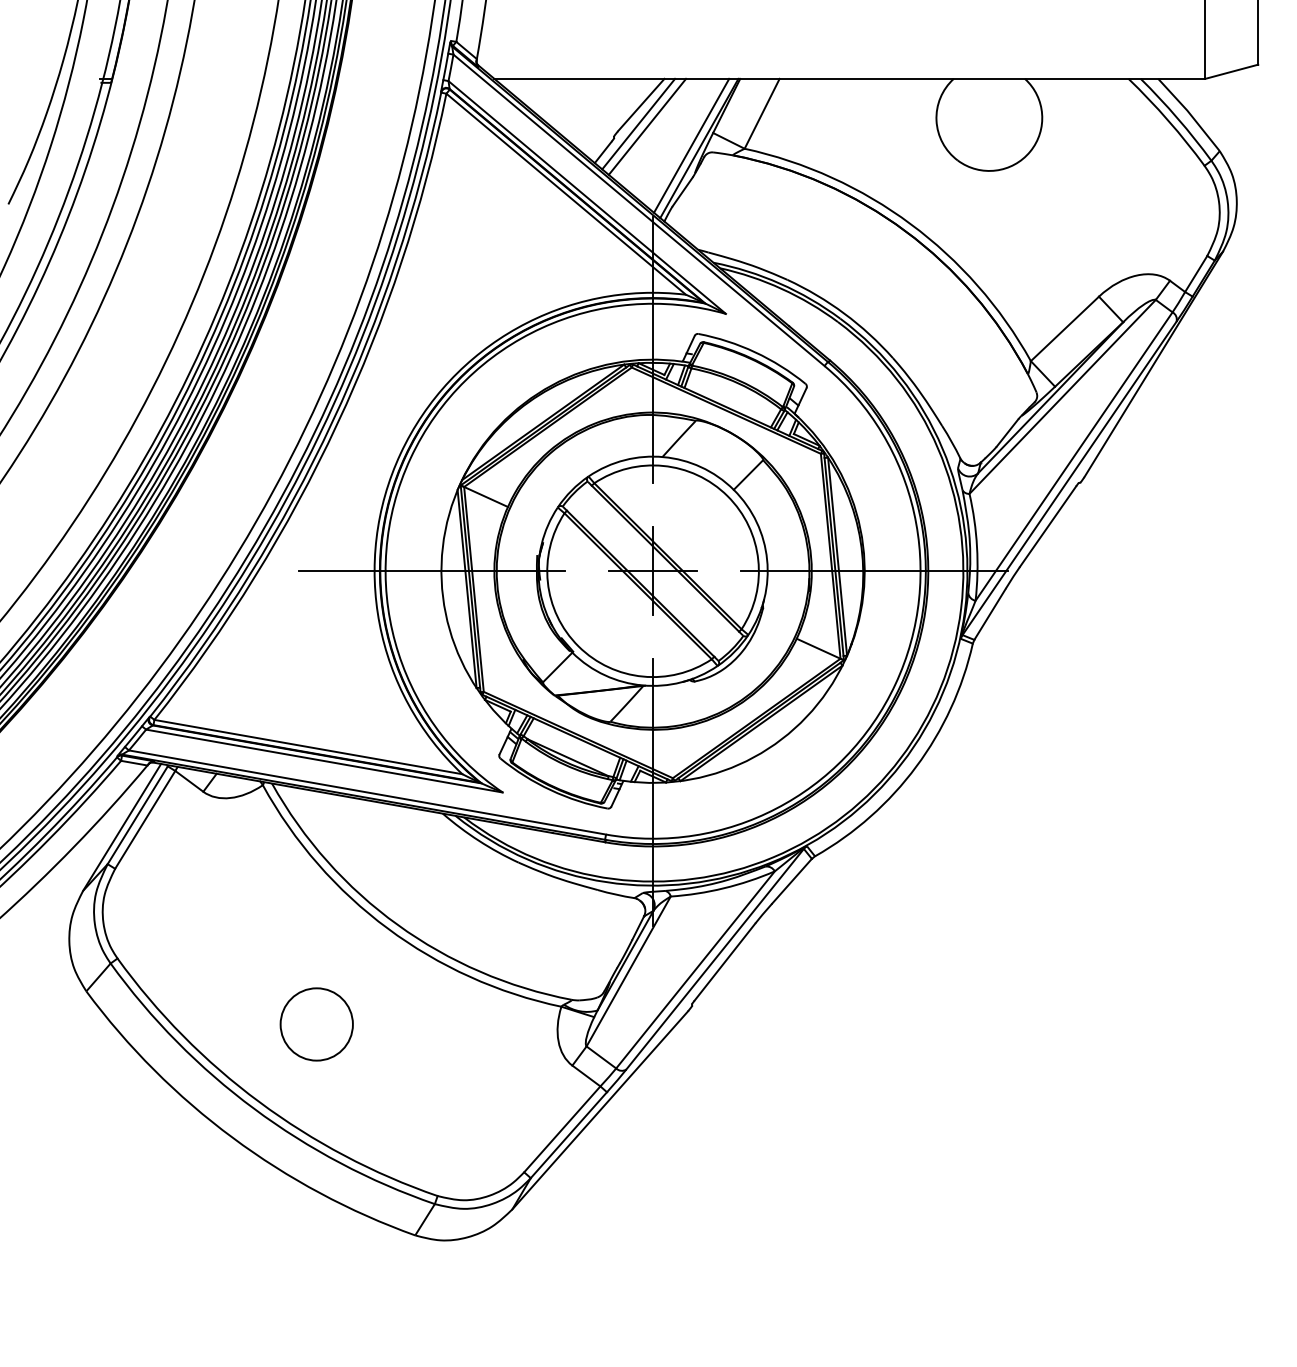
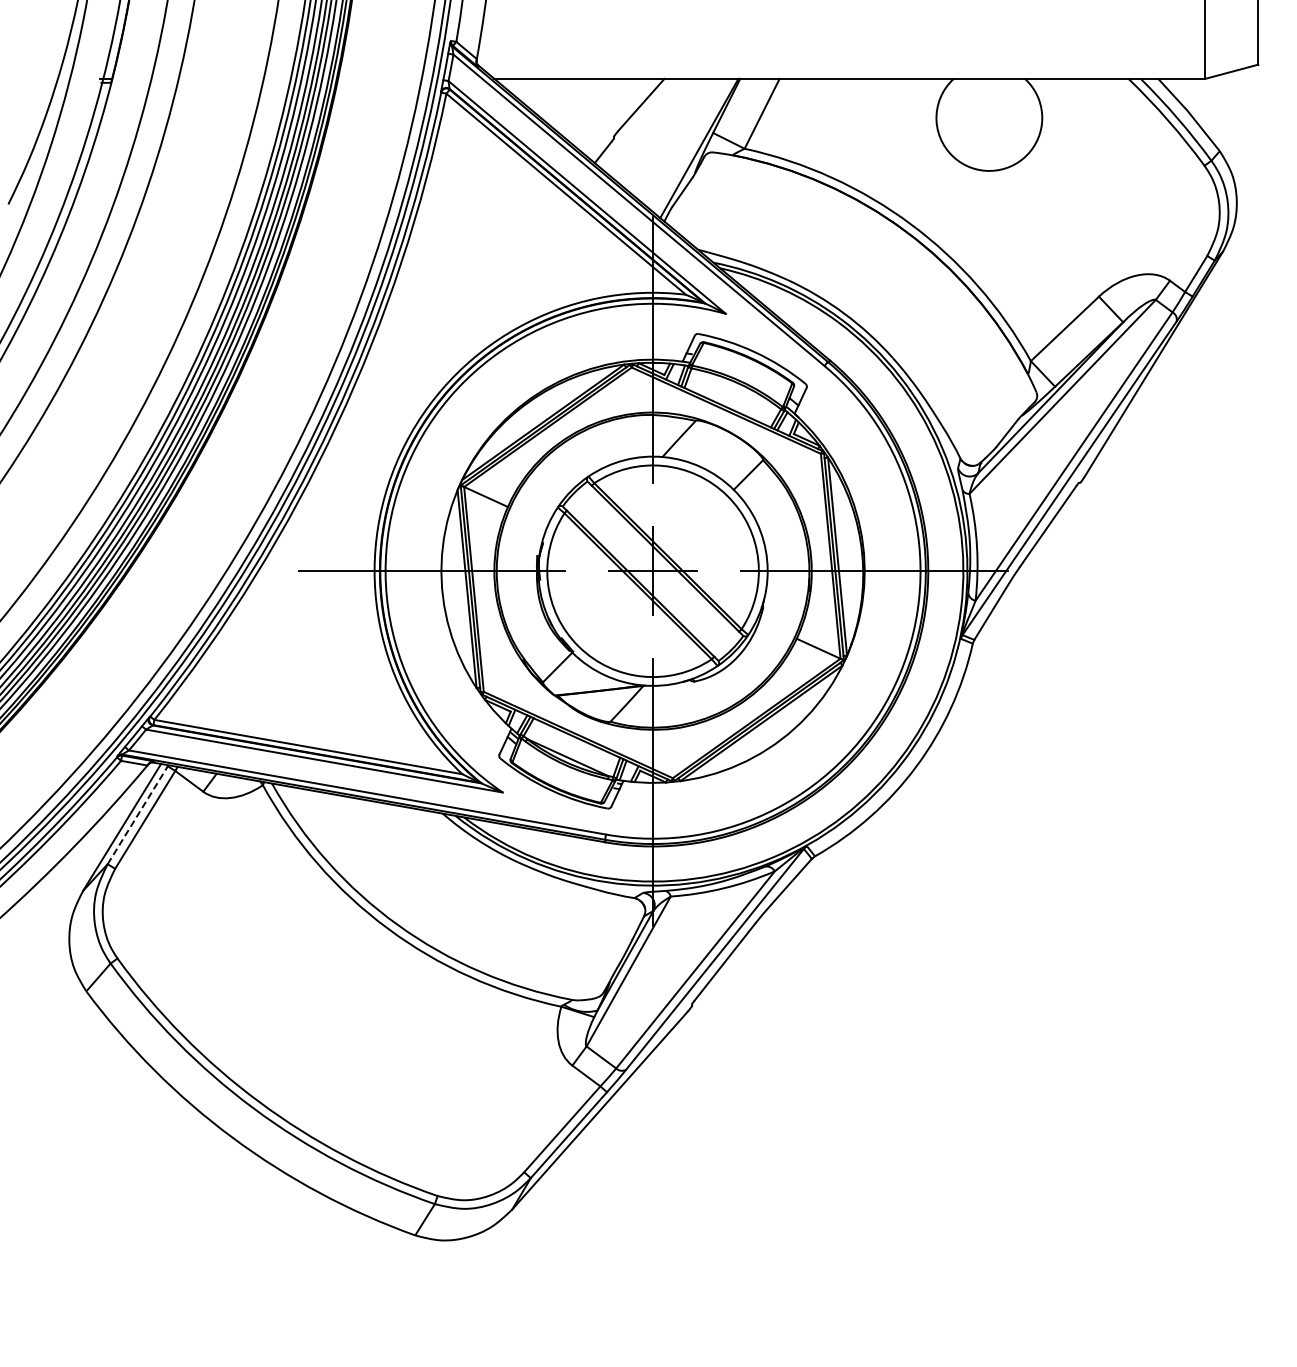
line: present -> none (638, 123)
line: present -> none (647, 126)
line: present -> none (691, 145)
line: solid -> dashed (138, 814)
circle: present -> none (316, 1024)
